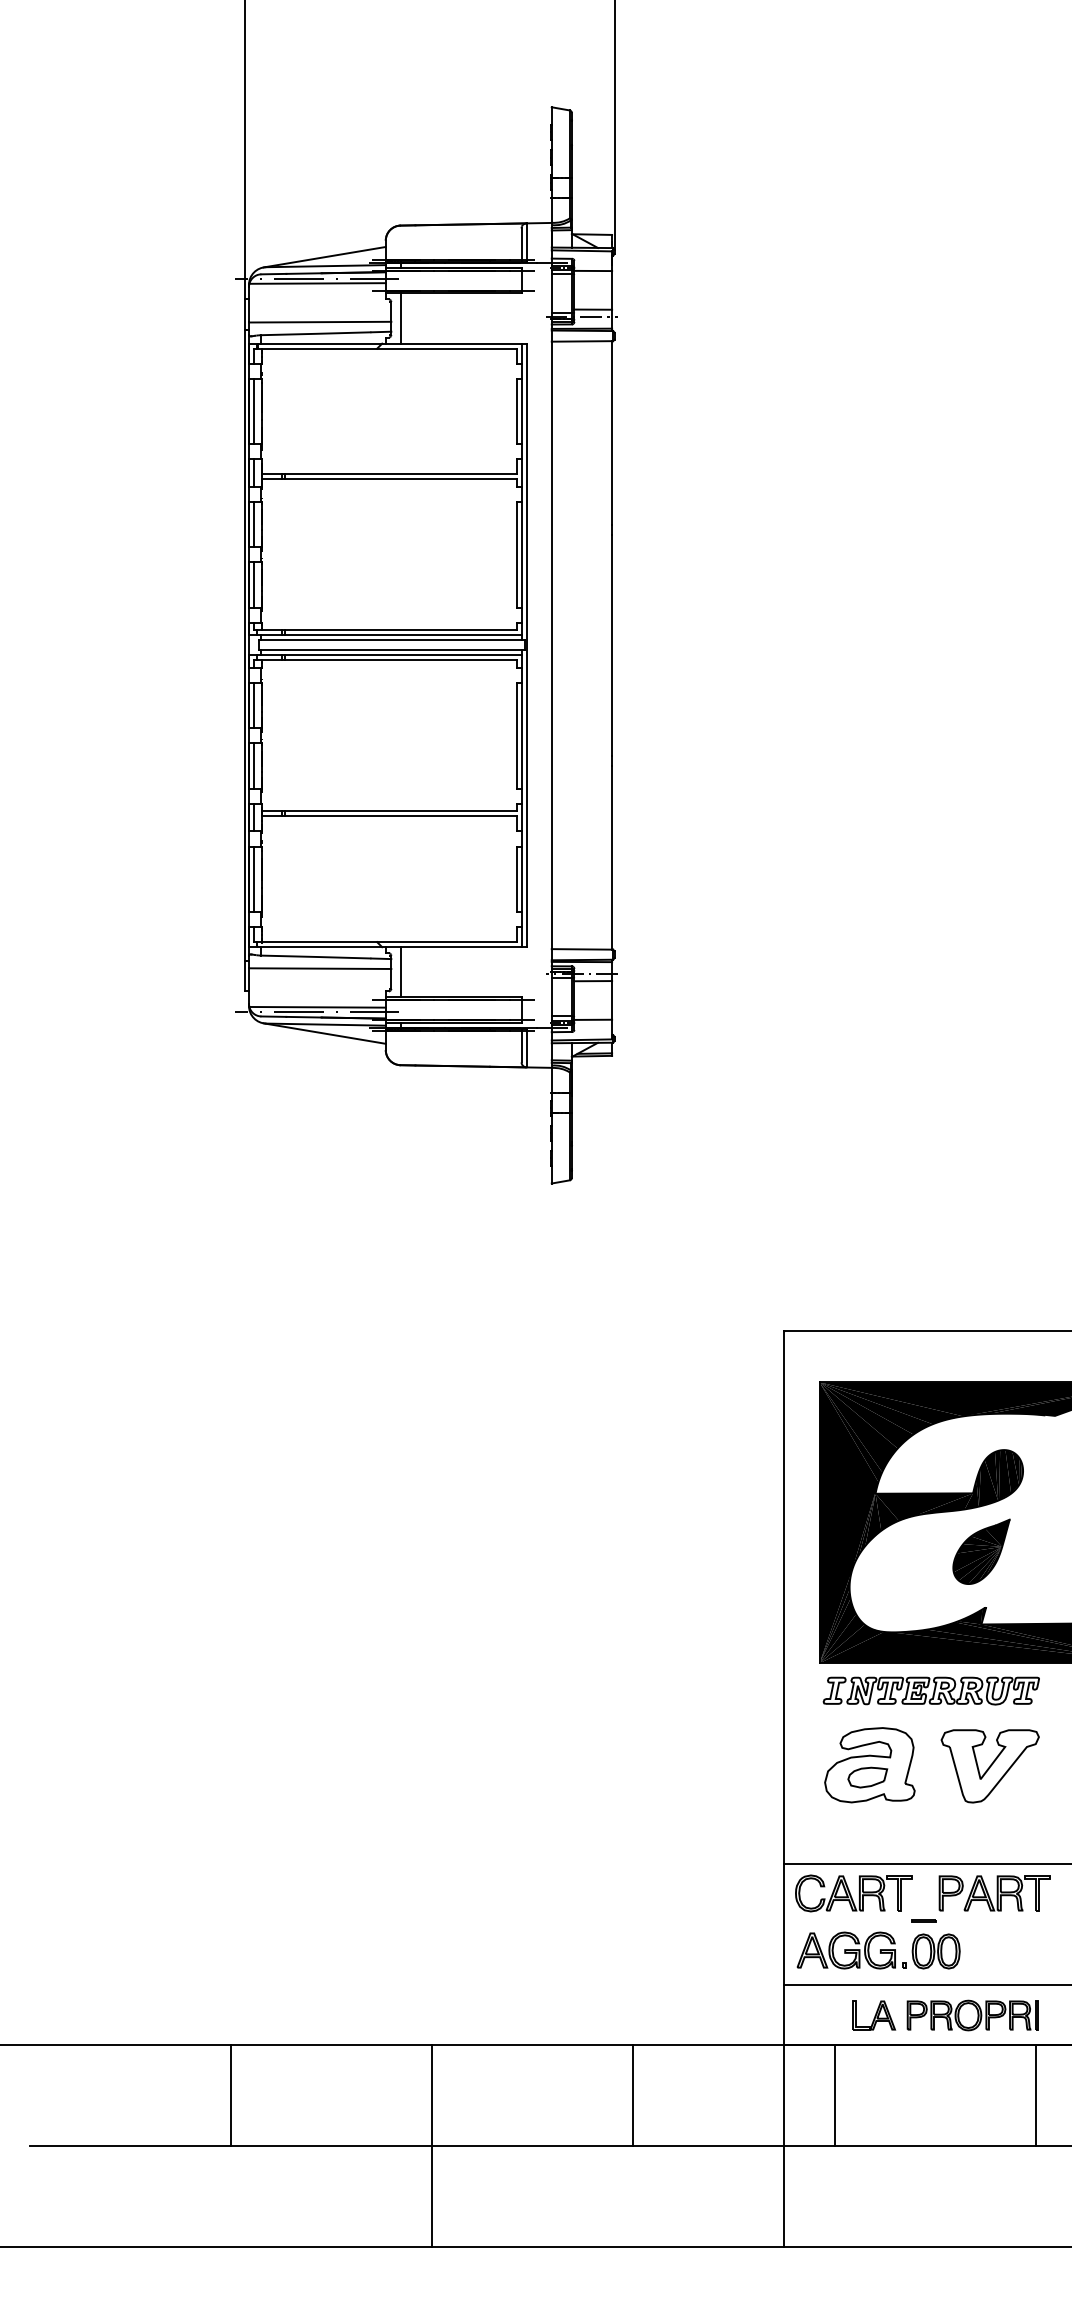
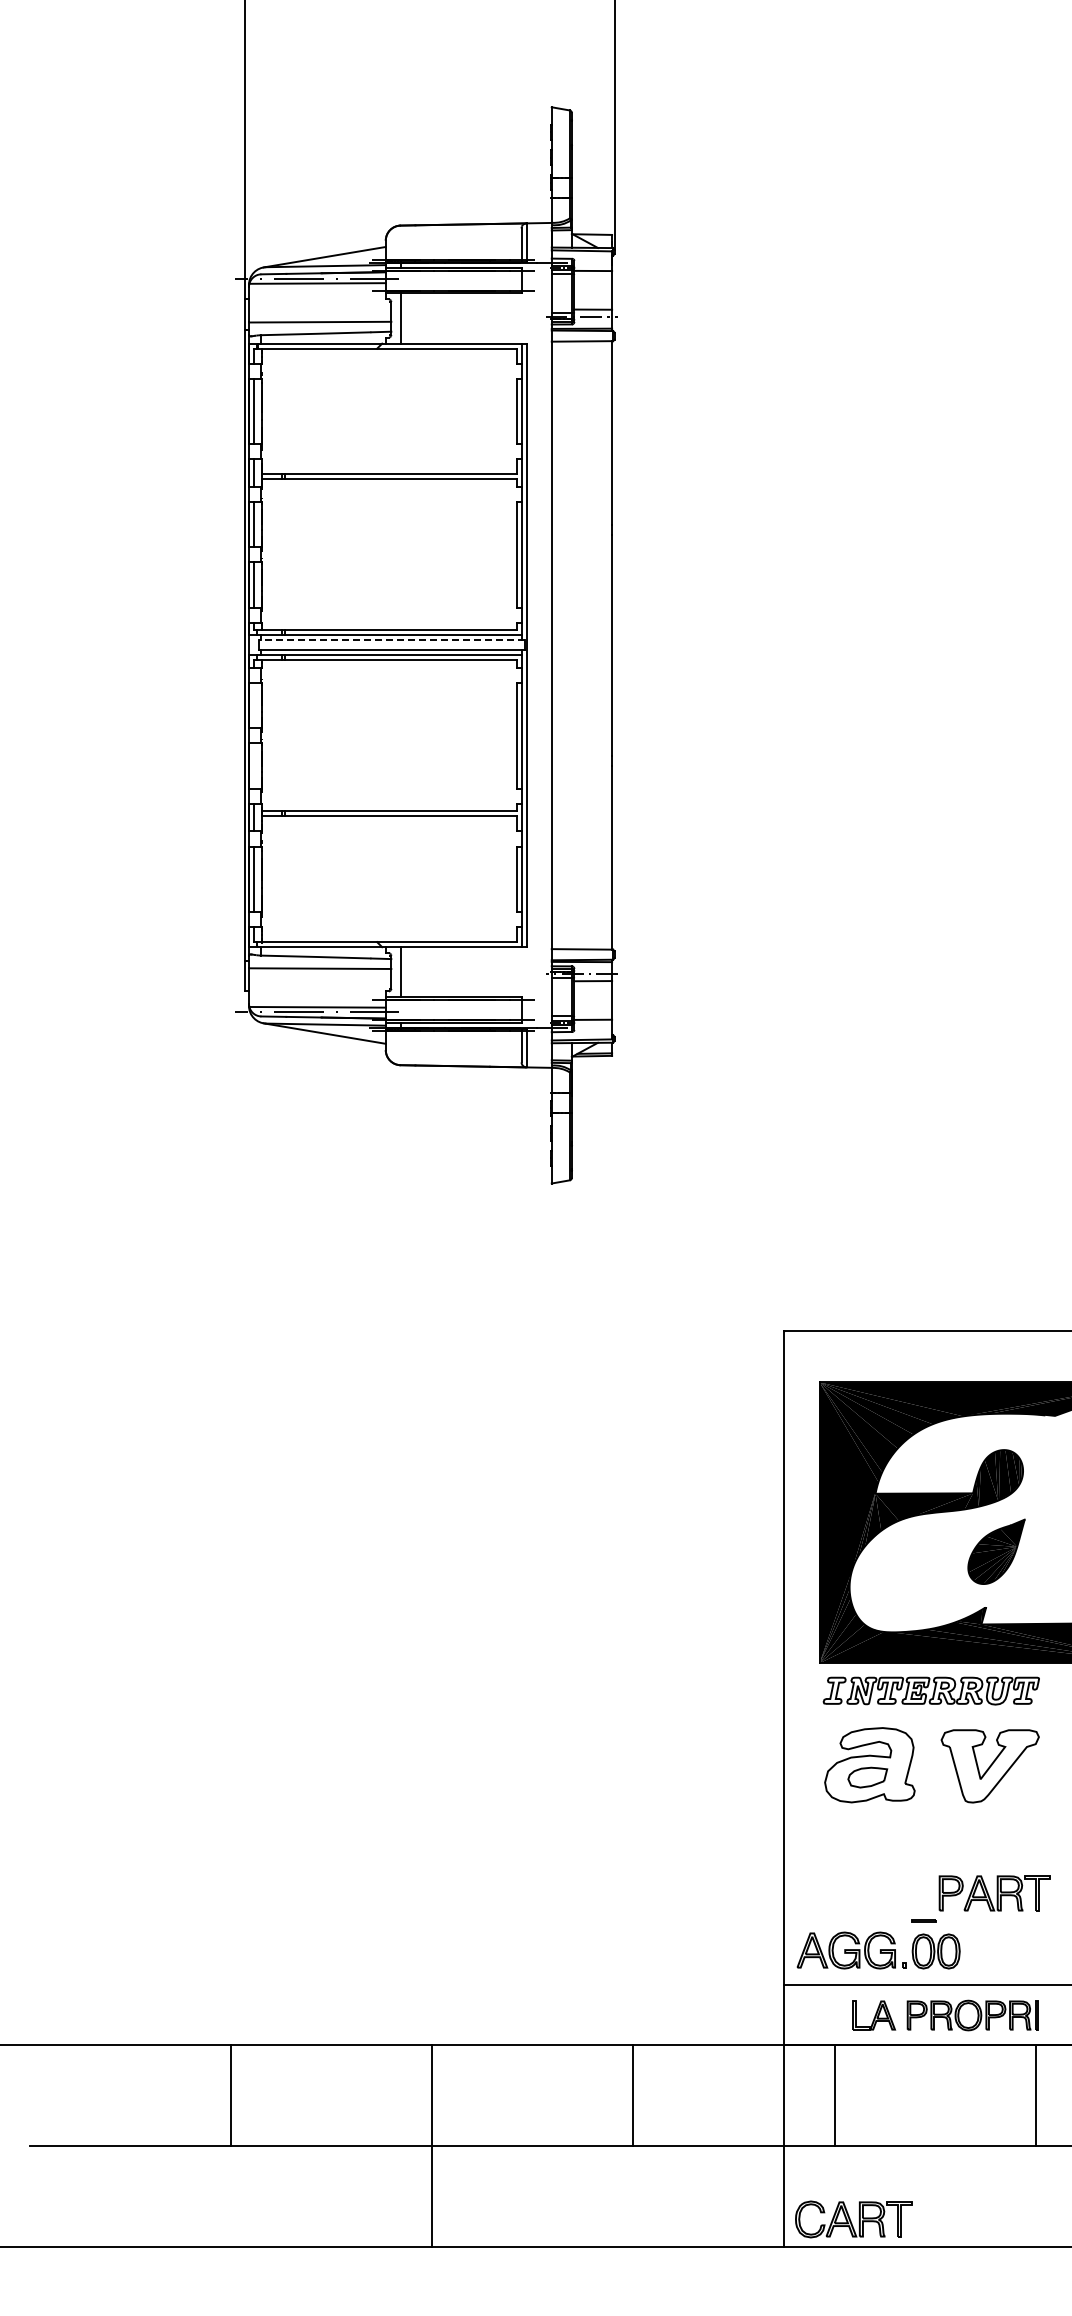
line: solid -> dashed (392, 640)
line: present -> none (254, 705)
line: present -> none (254, 765)
part position: (981, 1551) -> (996, 1551) (996, 1551)
line: present -> none (926, 1864)
part position: (853, 1893) -> (853, 2219) (853, 2219)
